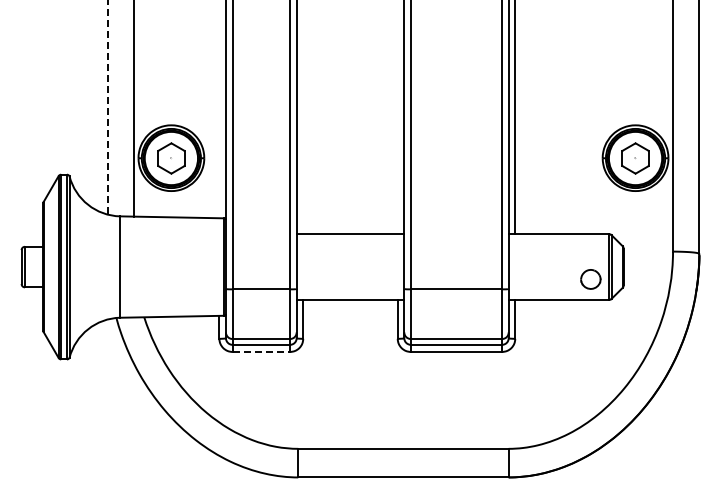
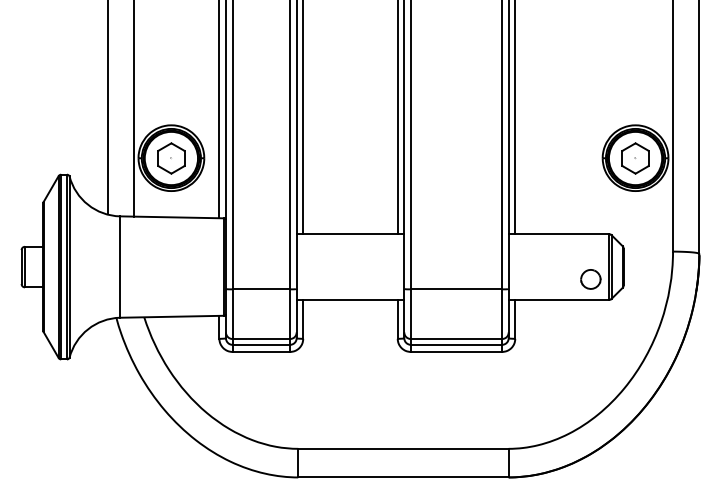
line: dashed -> solid (107, 107)
line: none -> present (219, 110)
line: none -> present (303, 118)
line: none -> present (397, 118)
line: dashed -> solid (261, 351)
